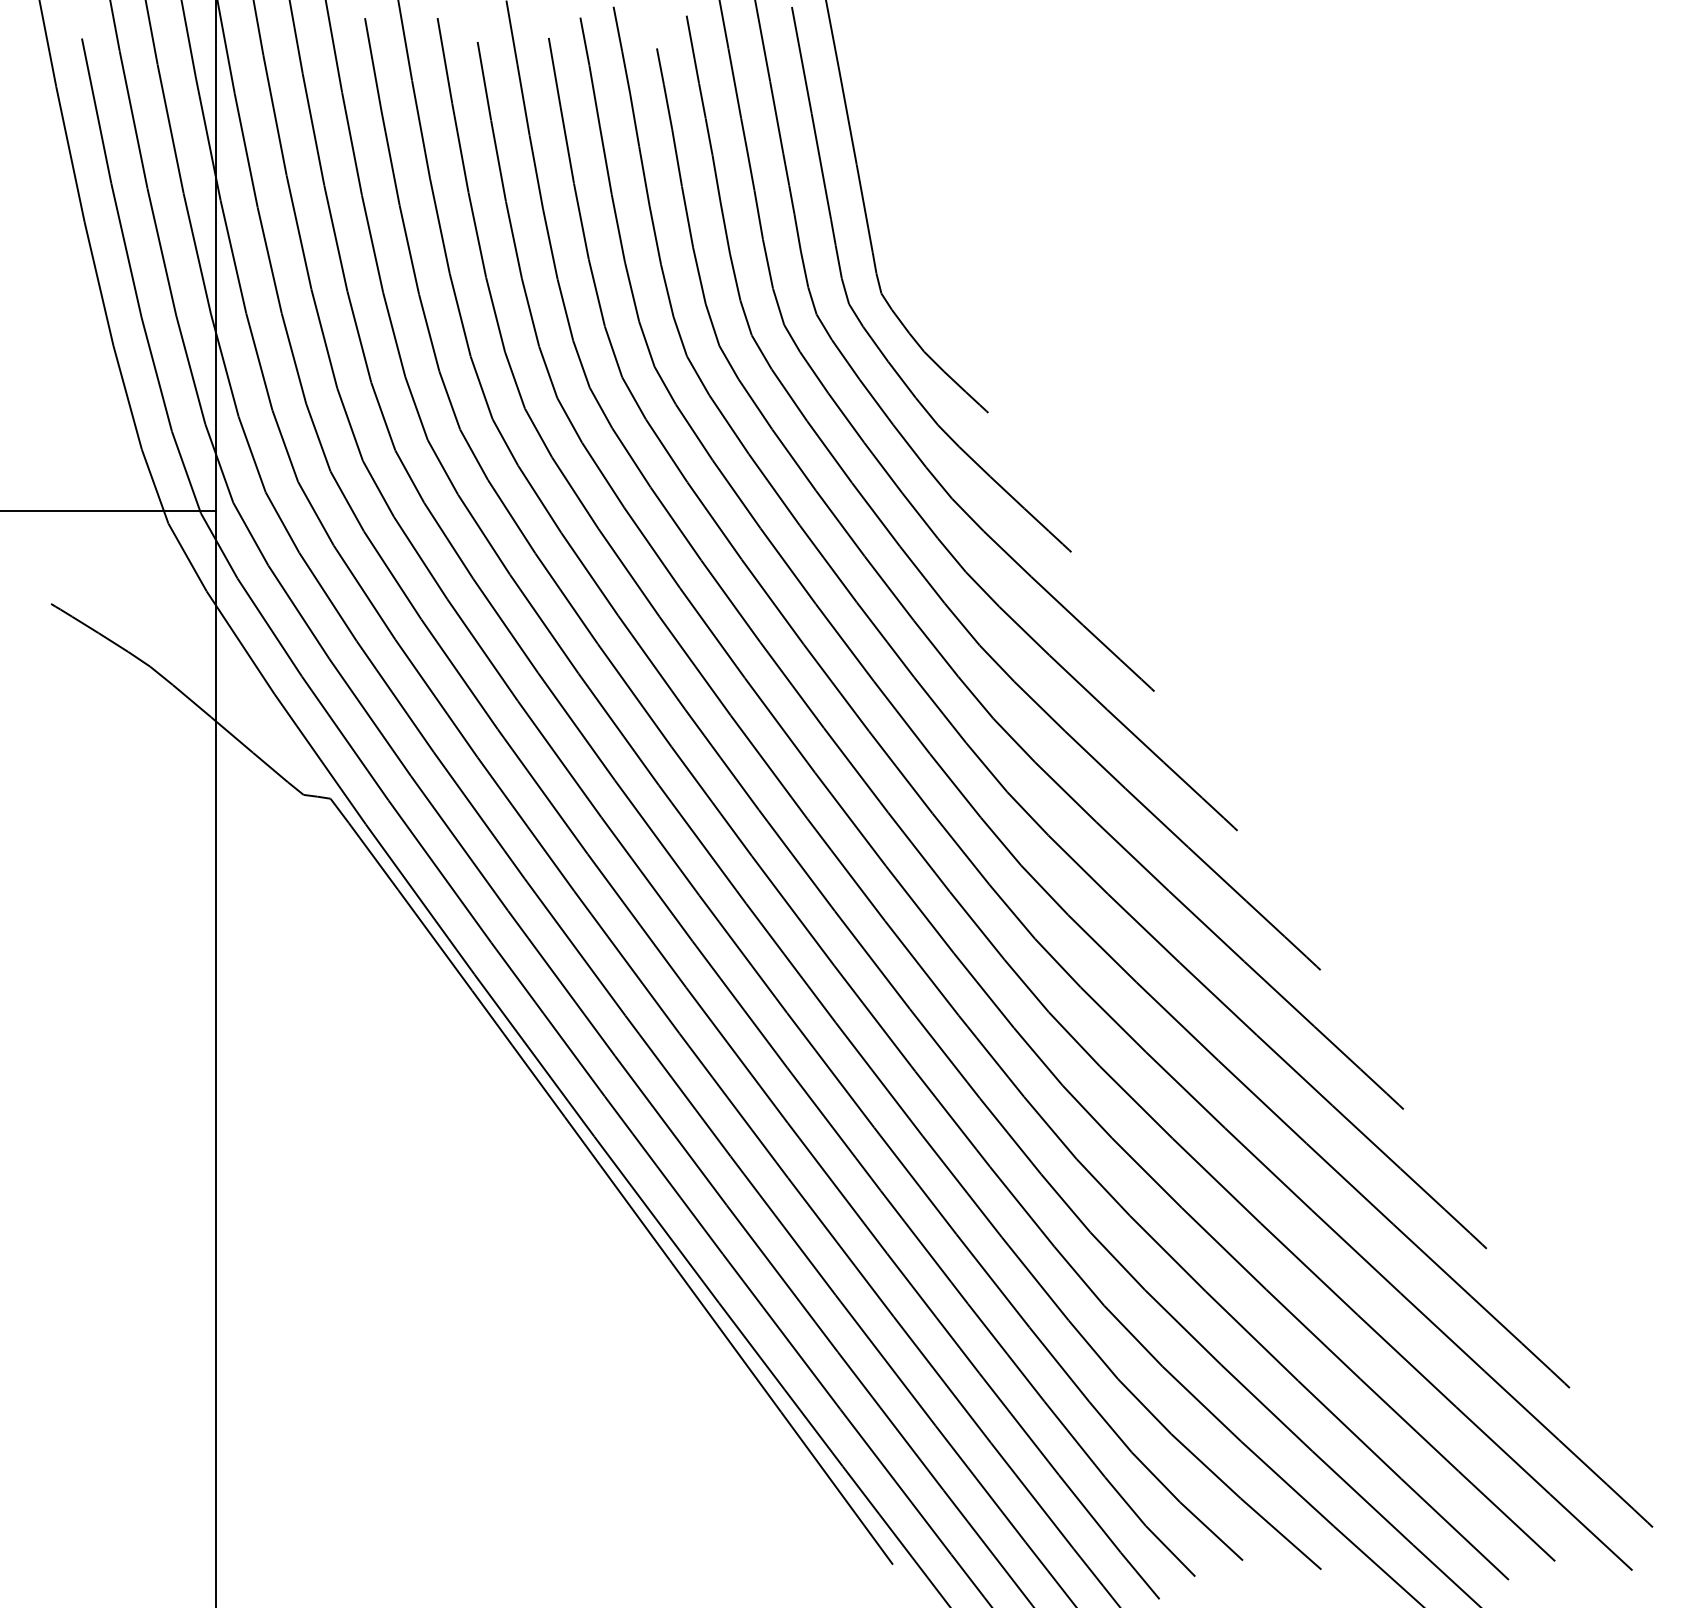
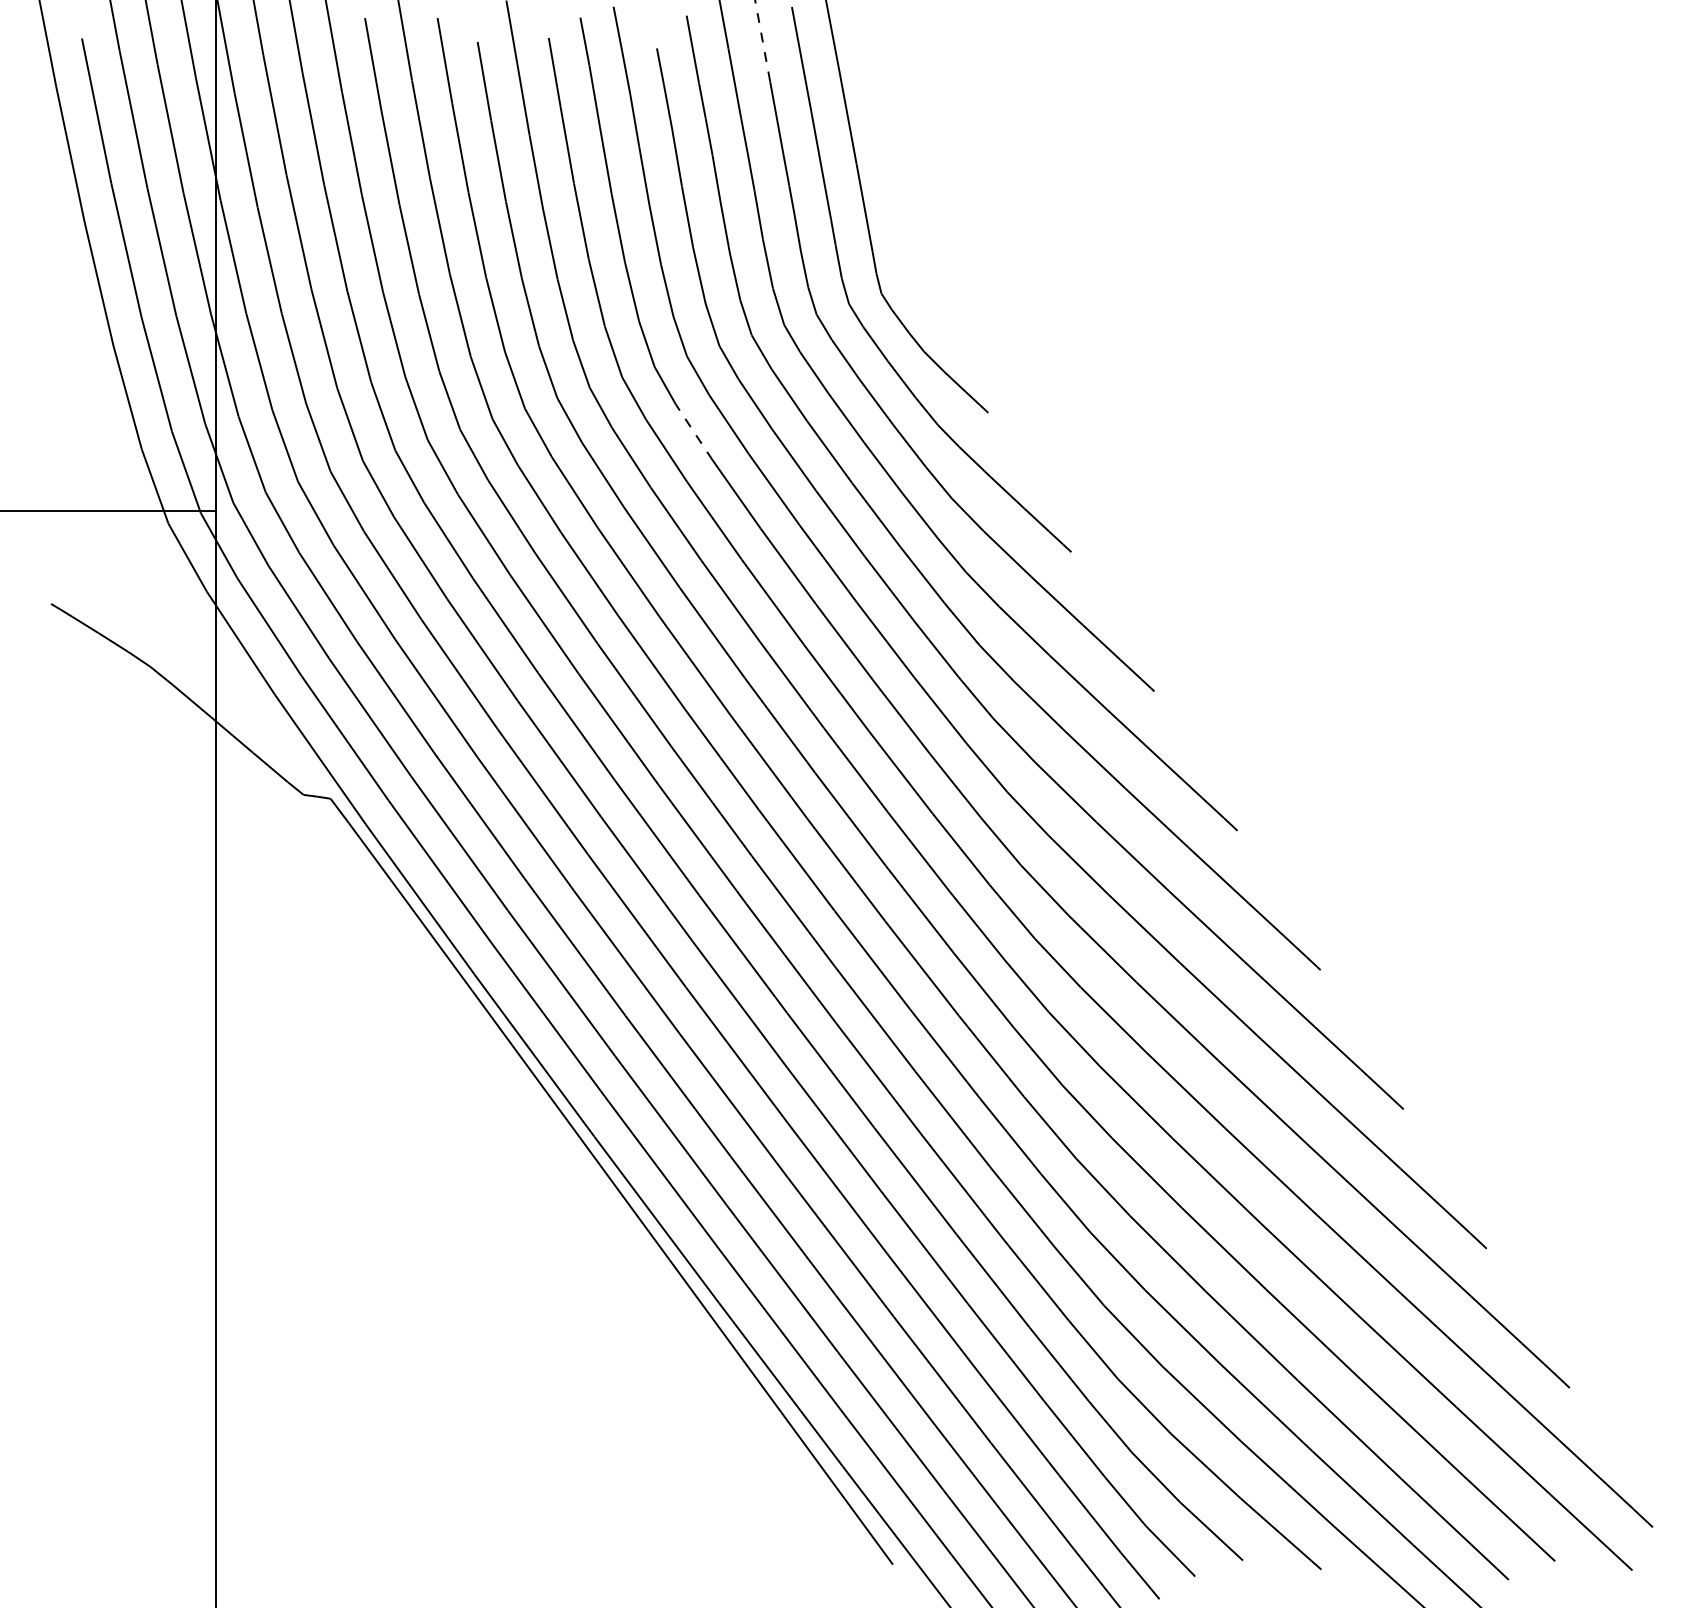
line: solid -> dashed (762, 40)
line: solid -> dashed (693, 431)
